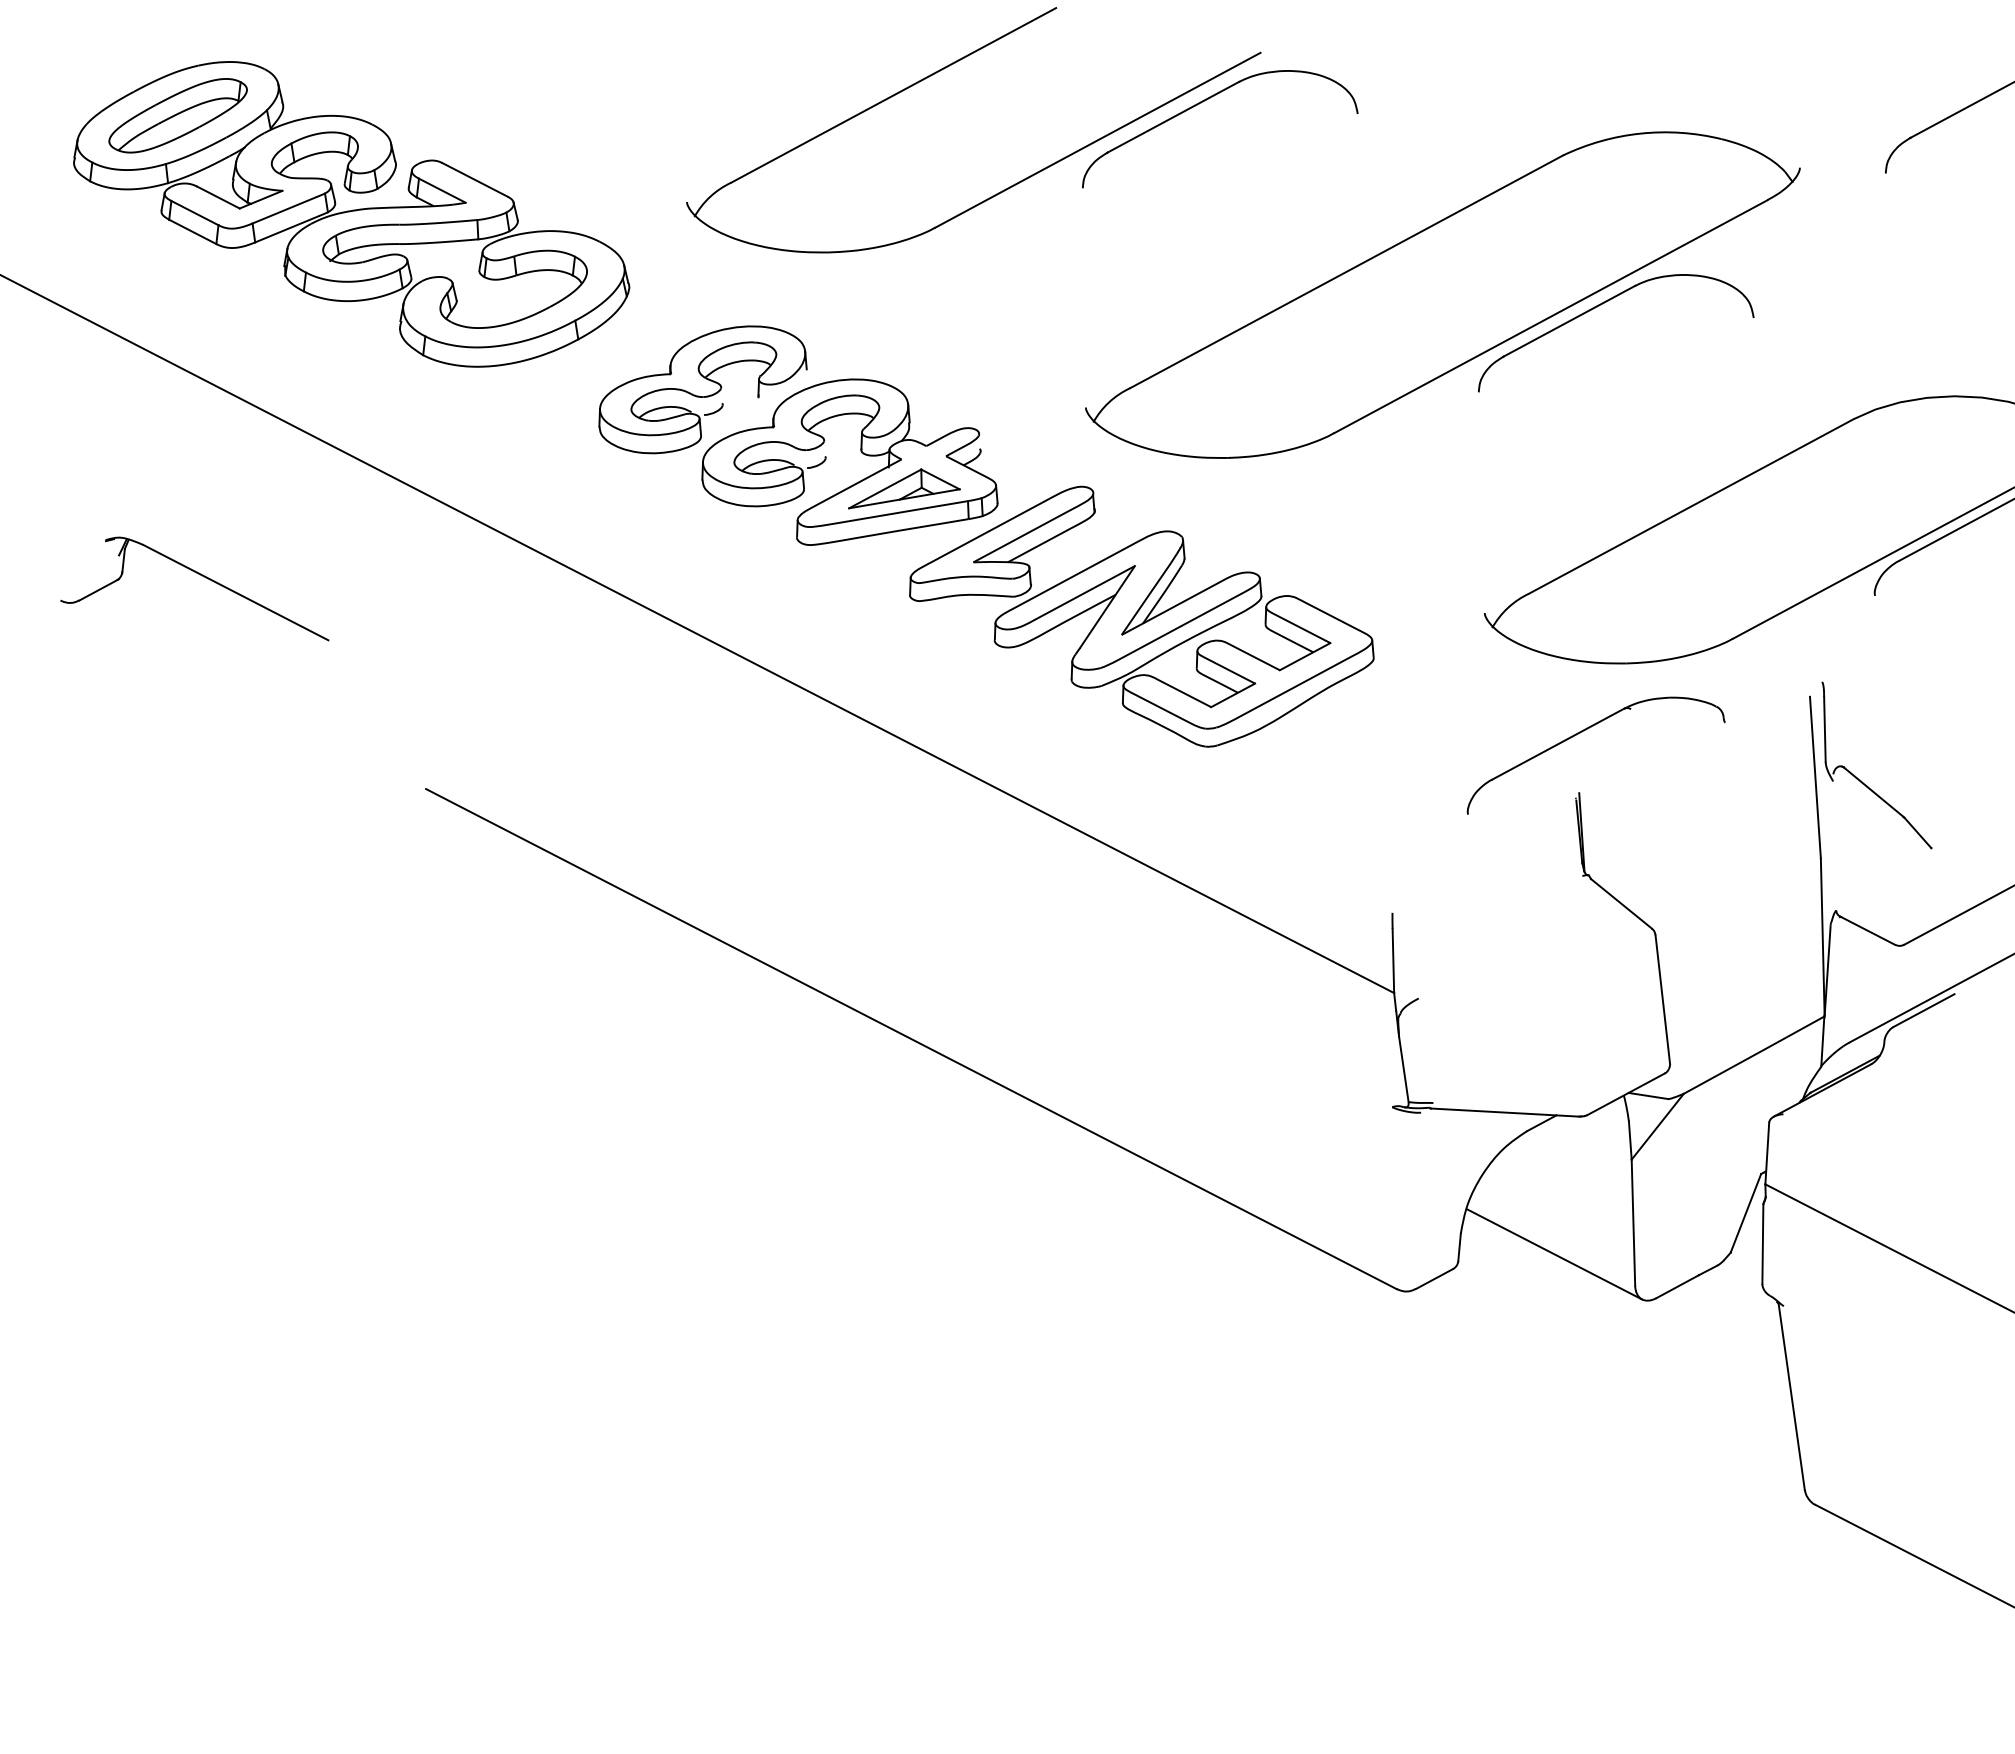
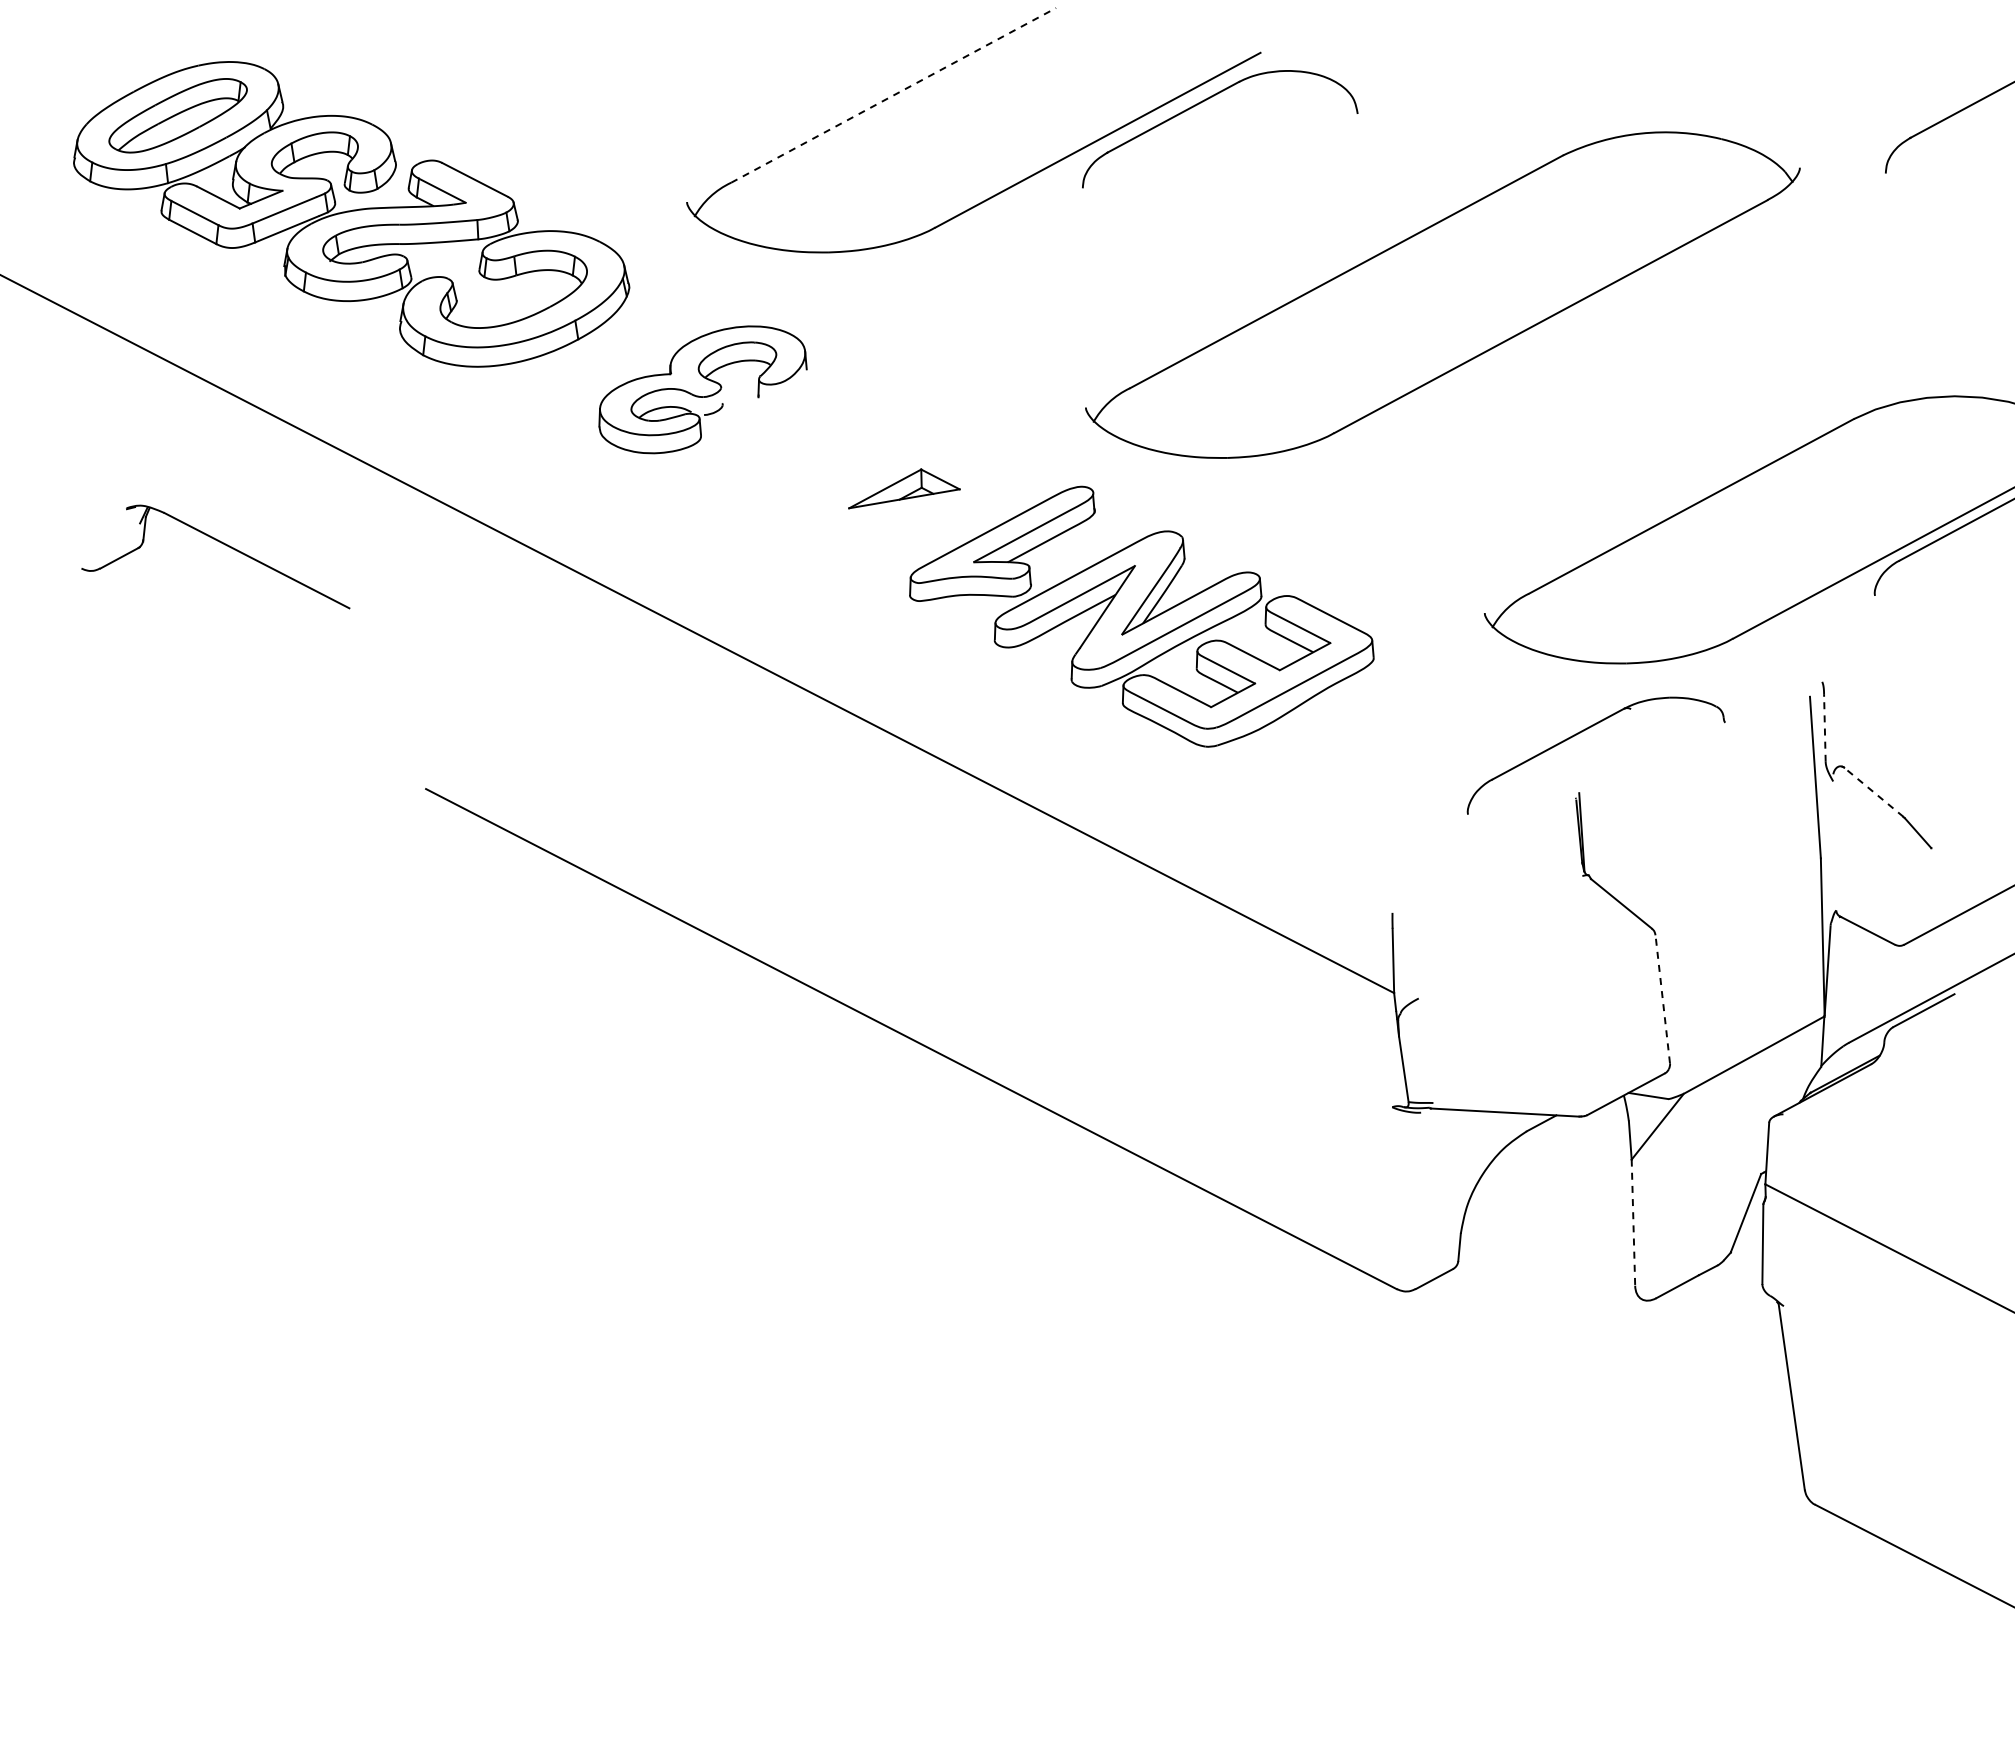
line: solid -> dashed (894, 95)
part: present -> none (1599, 306)
part: present -> none (861, 453)
part position: (200, 575) -> (221, 543) (221, 543)
line: solid -> dashed (1824, 729)
line: solid -> dashed (1873, 792)
line: solid -> dashed (1662, 998)
line: solid -> dashed (1633, 1223)
line: present -> none (1554, 1254)
